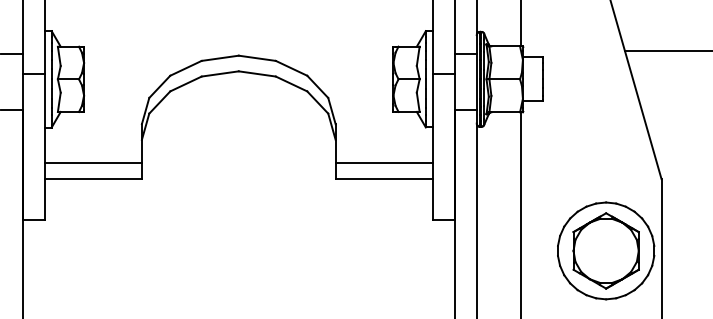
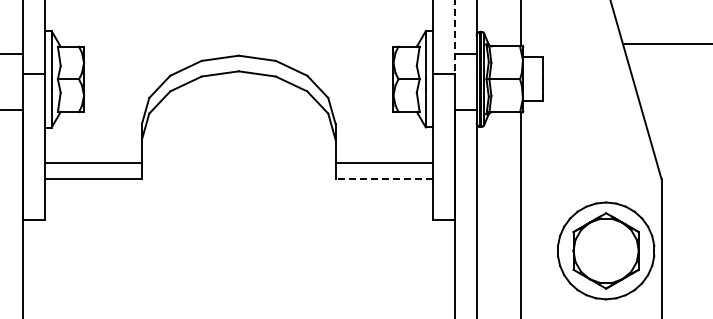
line: solid -> dashed (454, 36)
line position: (666, 50) -> (666, 43) (666, 43)
line: solid -> dashed (383, 178)
